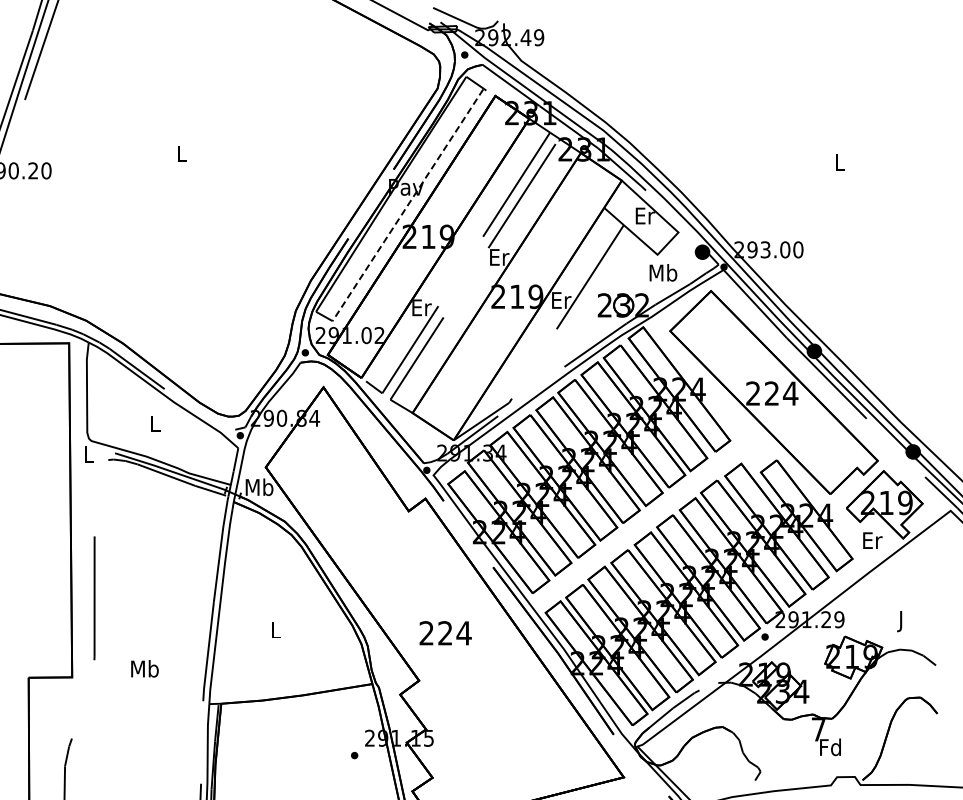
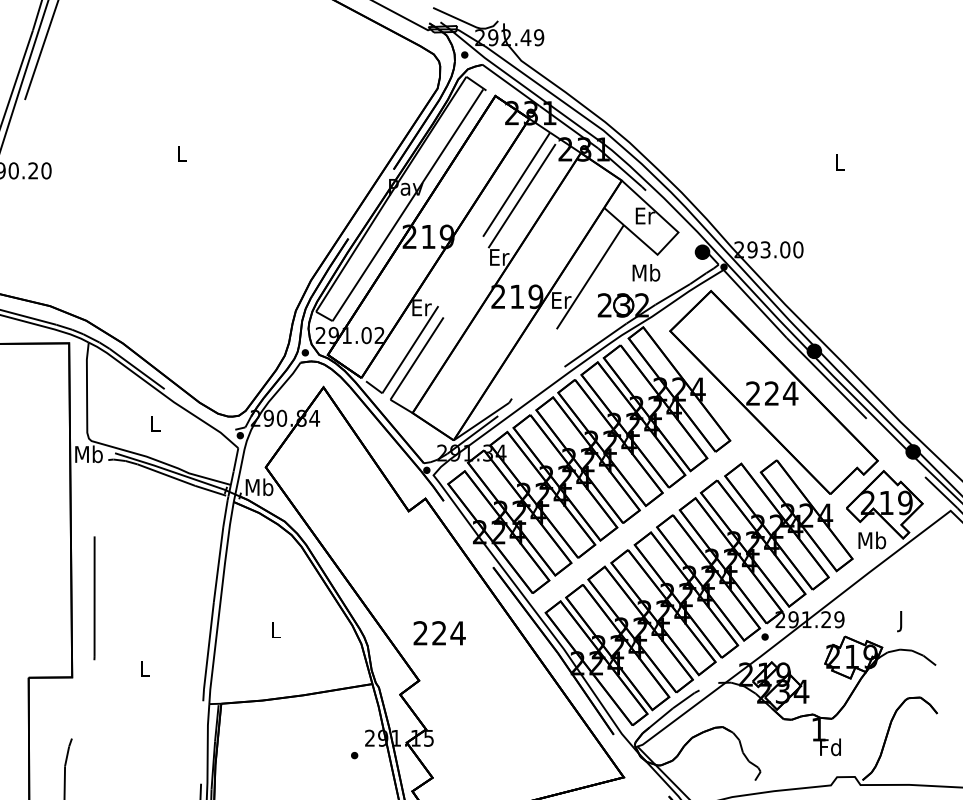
line: dashed -> solid (407, 205)
text position: (663, 272) -> (646, 272) (646, 272)
text: L -> Mb (88, 454)
text: Er -> Mb (872, 540)
text position: (445, 633) -> (439, 633) (439, 633)
text: Mb -> L (144, 668)
text: 7 -> 1 (818, 729)
